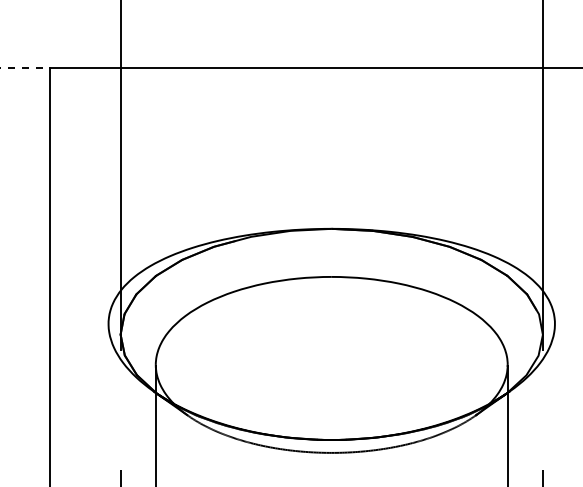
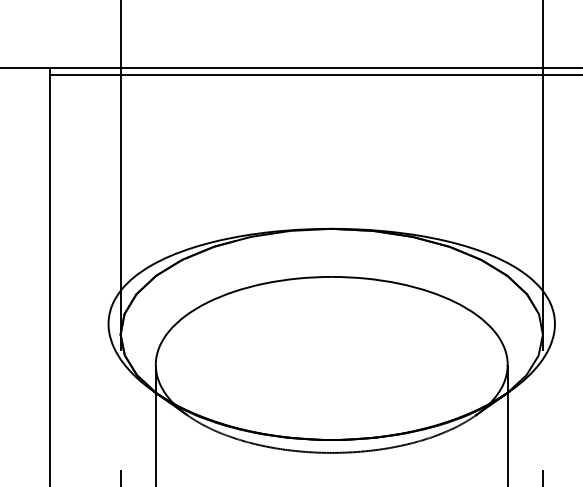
line: dashed -> solid (25, 68)
line: none -> present (314, 75)
